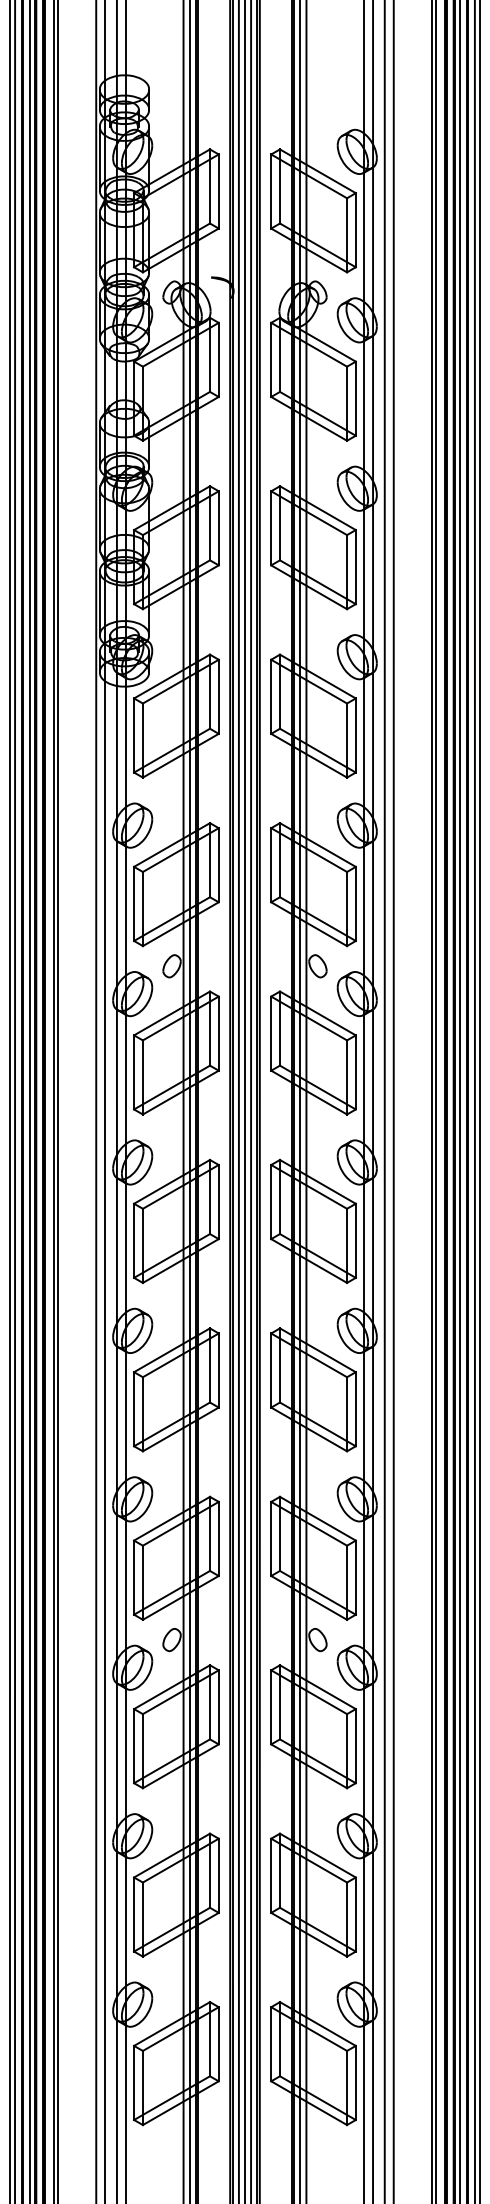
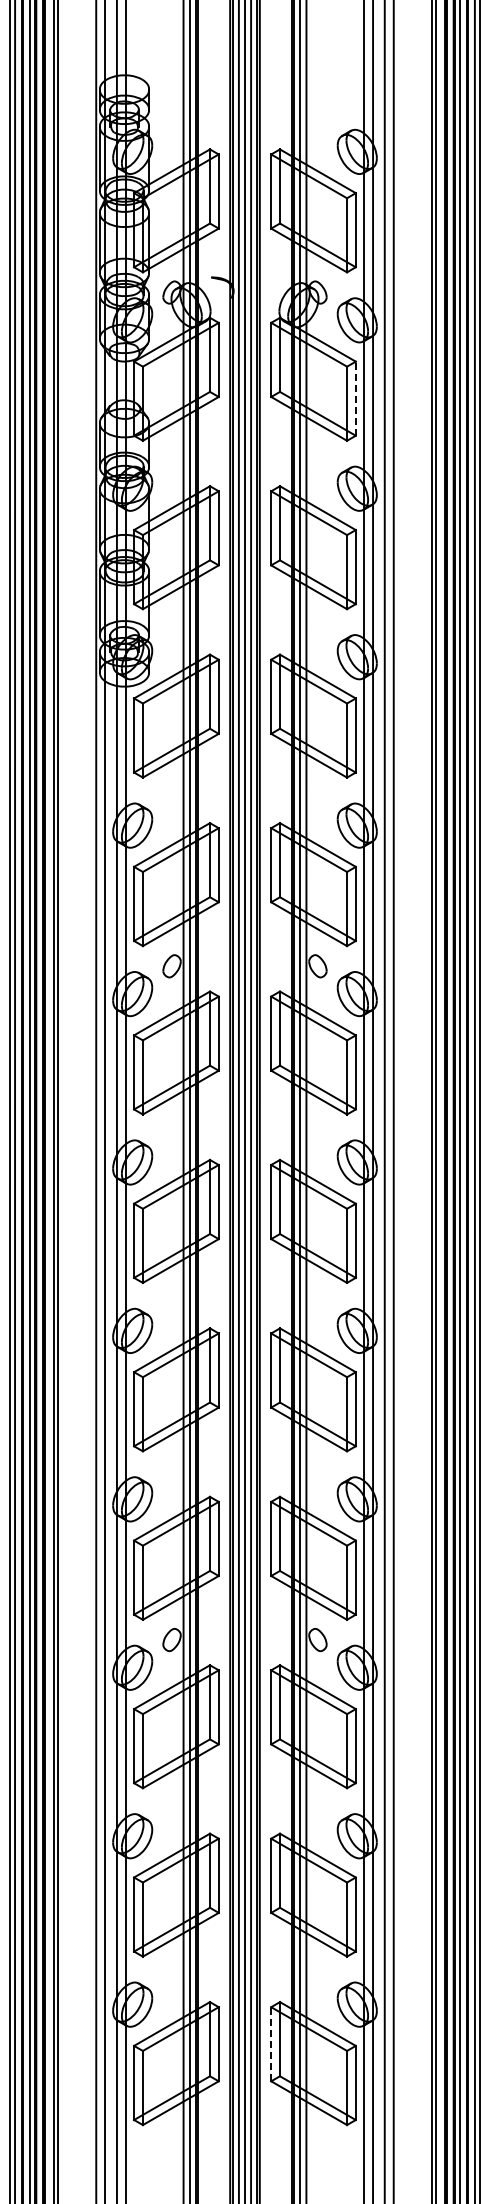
line: solid -> dashed (355, 398)
line: solid -> dashed (271, 2043)
